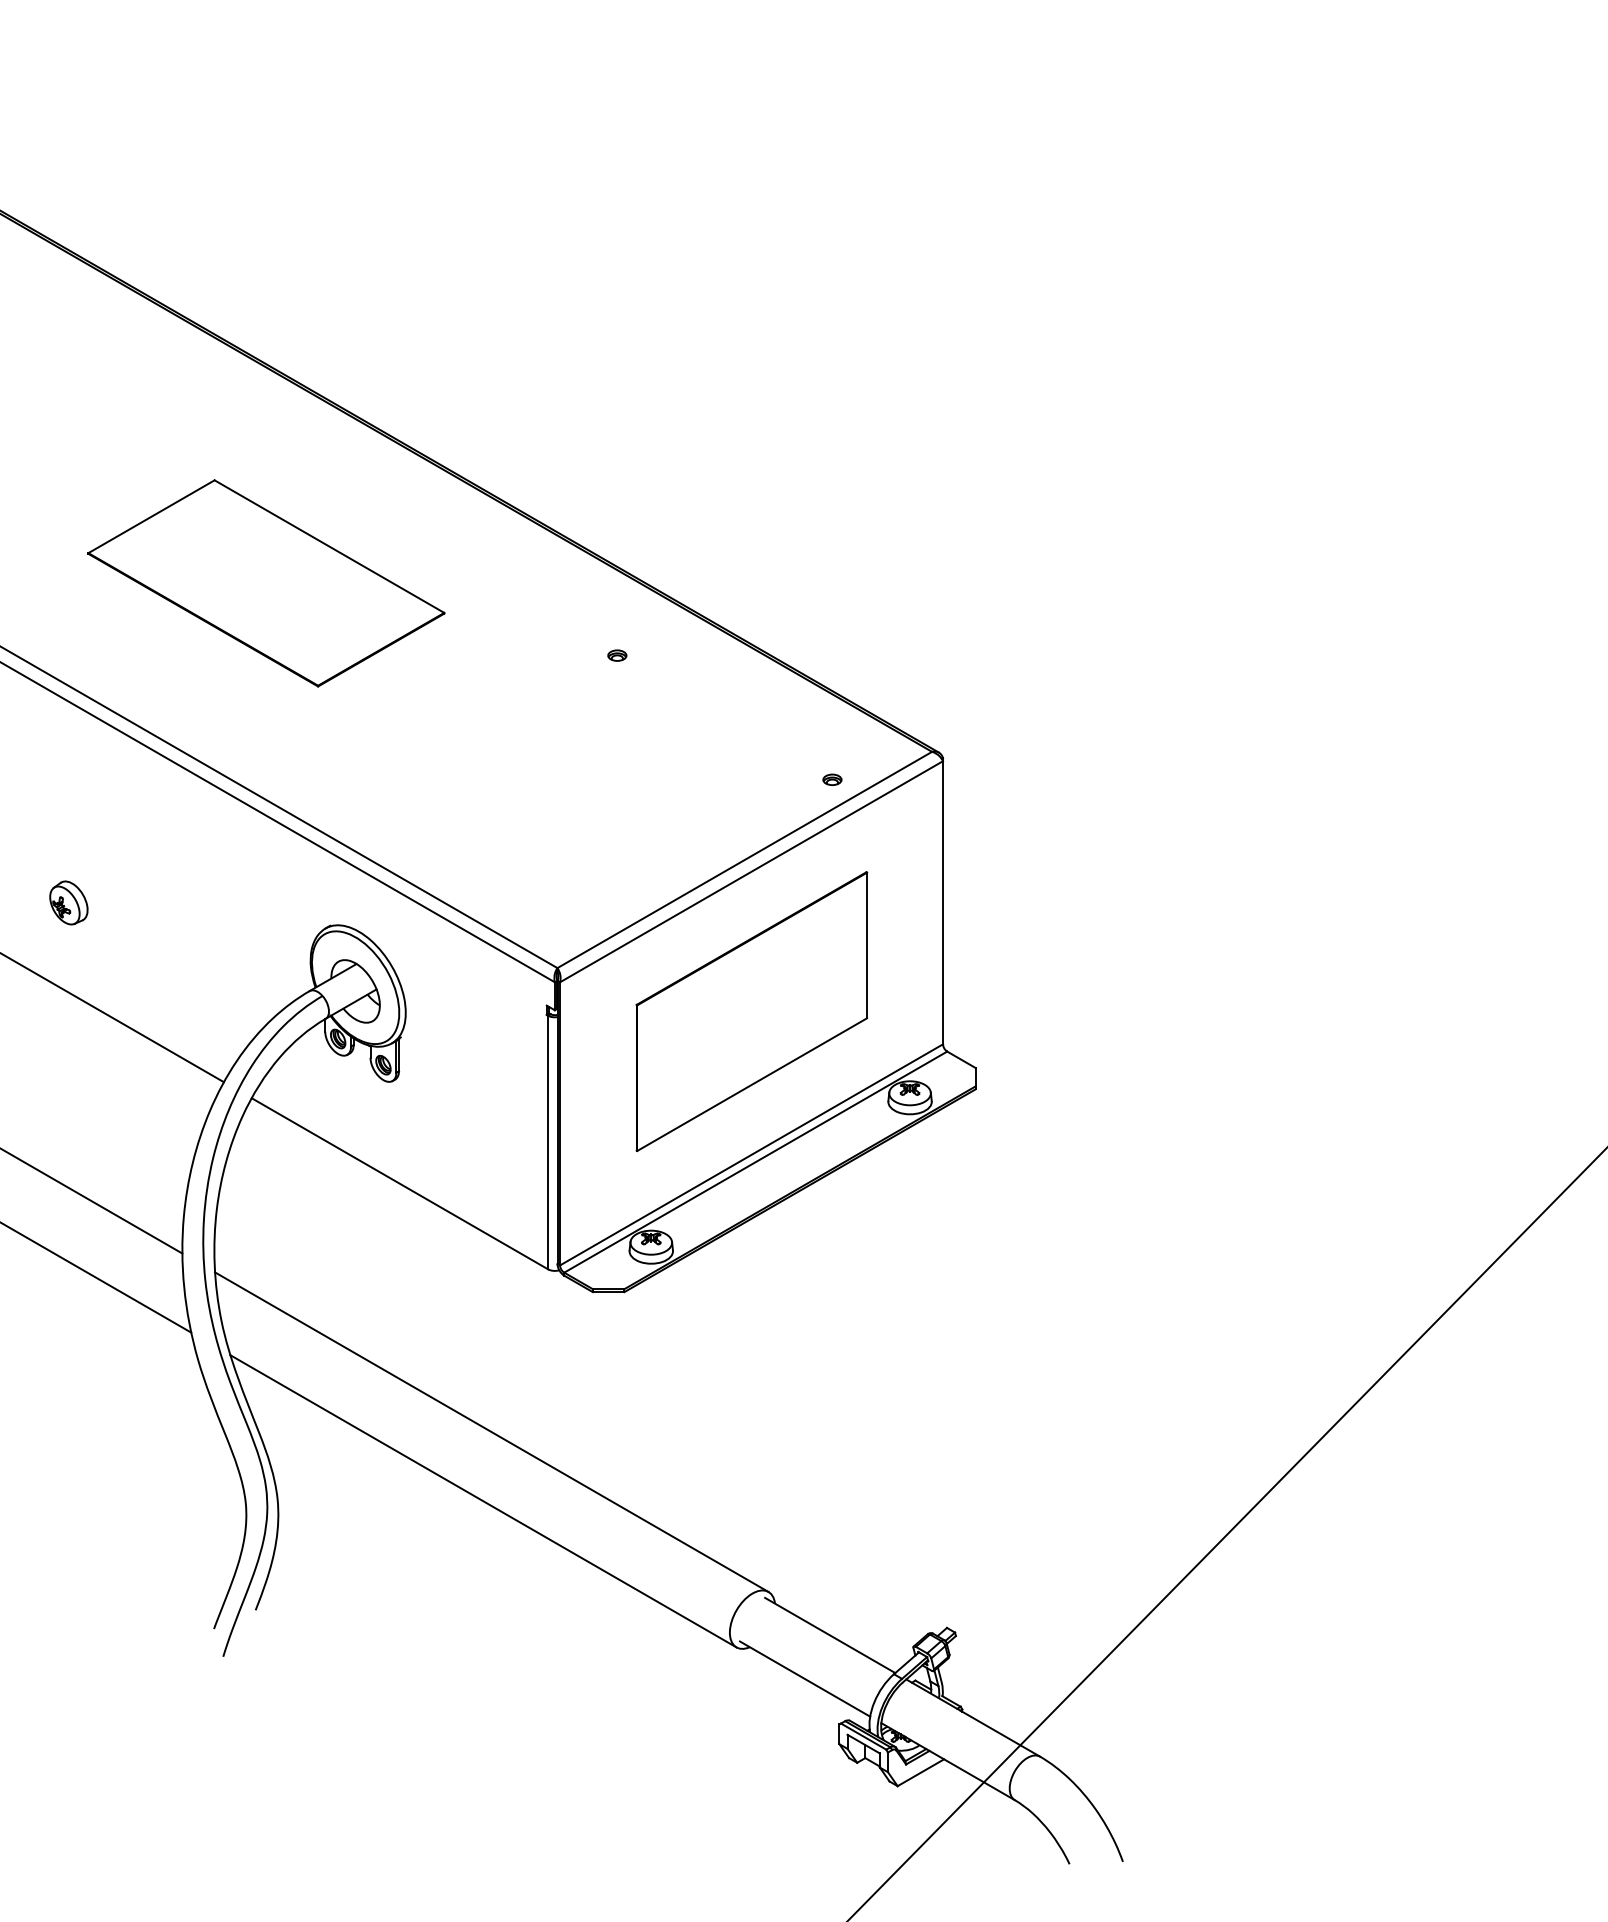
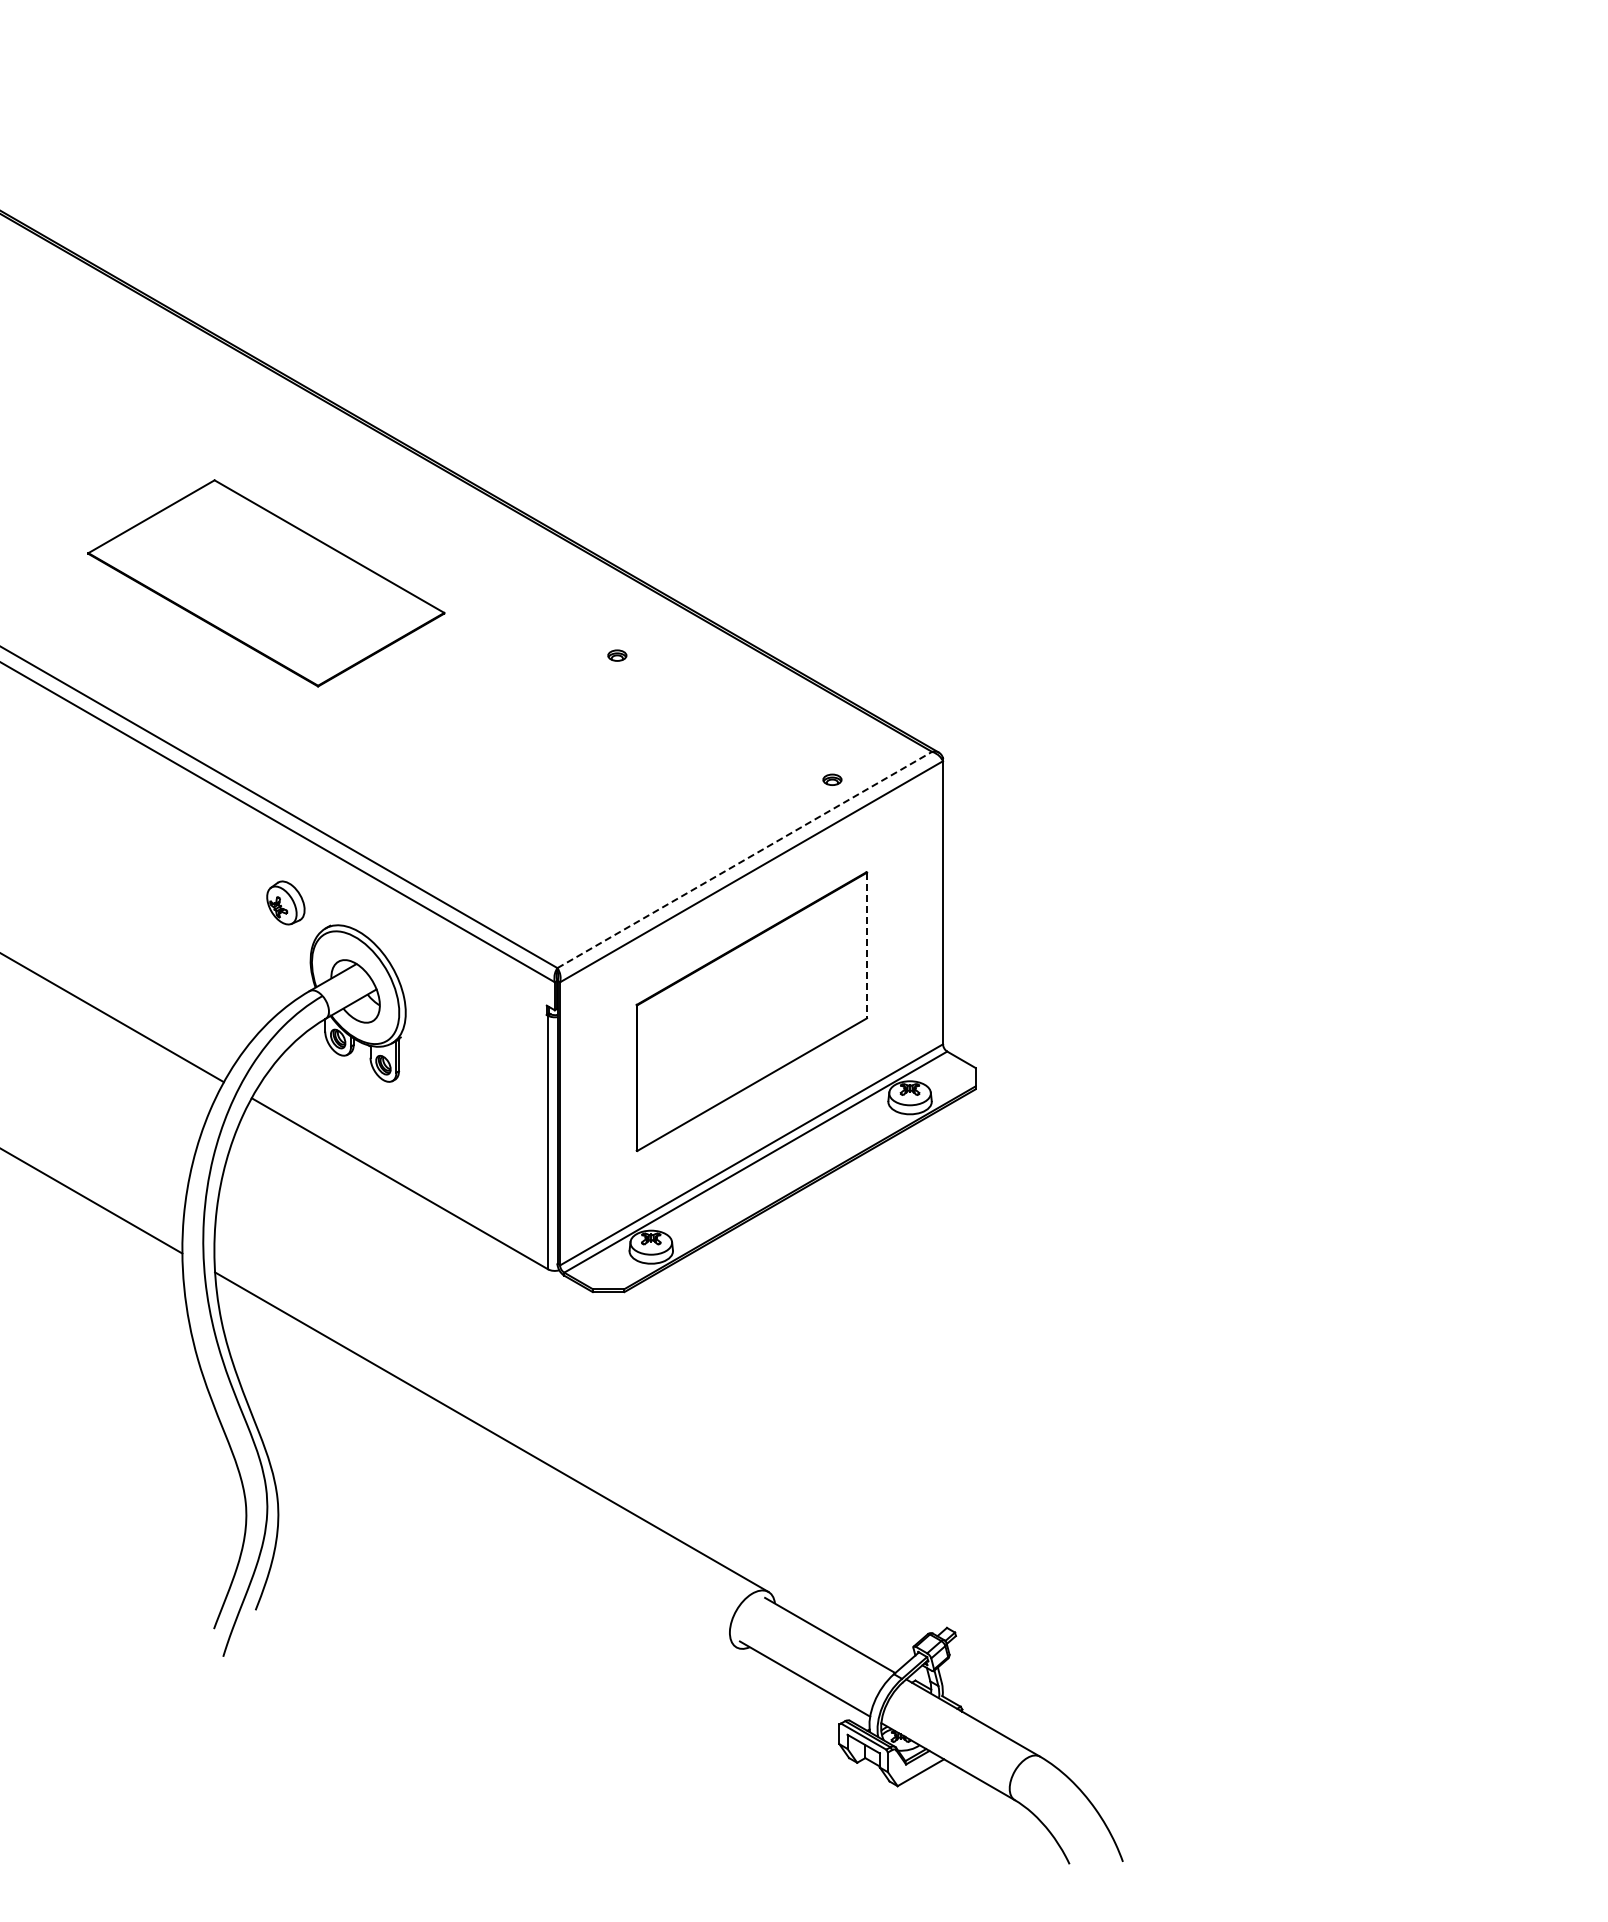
line: solid -> dashed (745, 859)
part position: (68, 902) -> (285, 902) (285, 902)
line: solid -> dashed (867, 945)
line: present -> none (96, 1277)
line: present -> none (483, 1501)
line: present -> none (1227, 1533)
